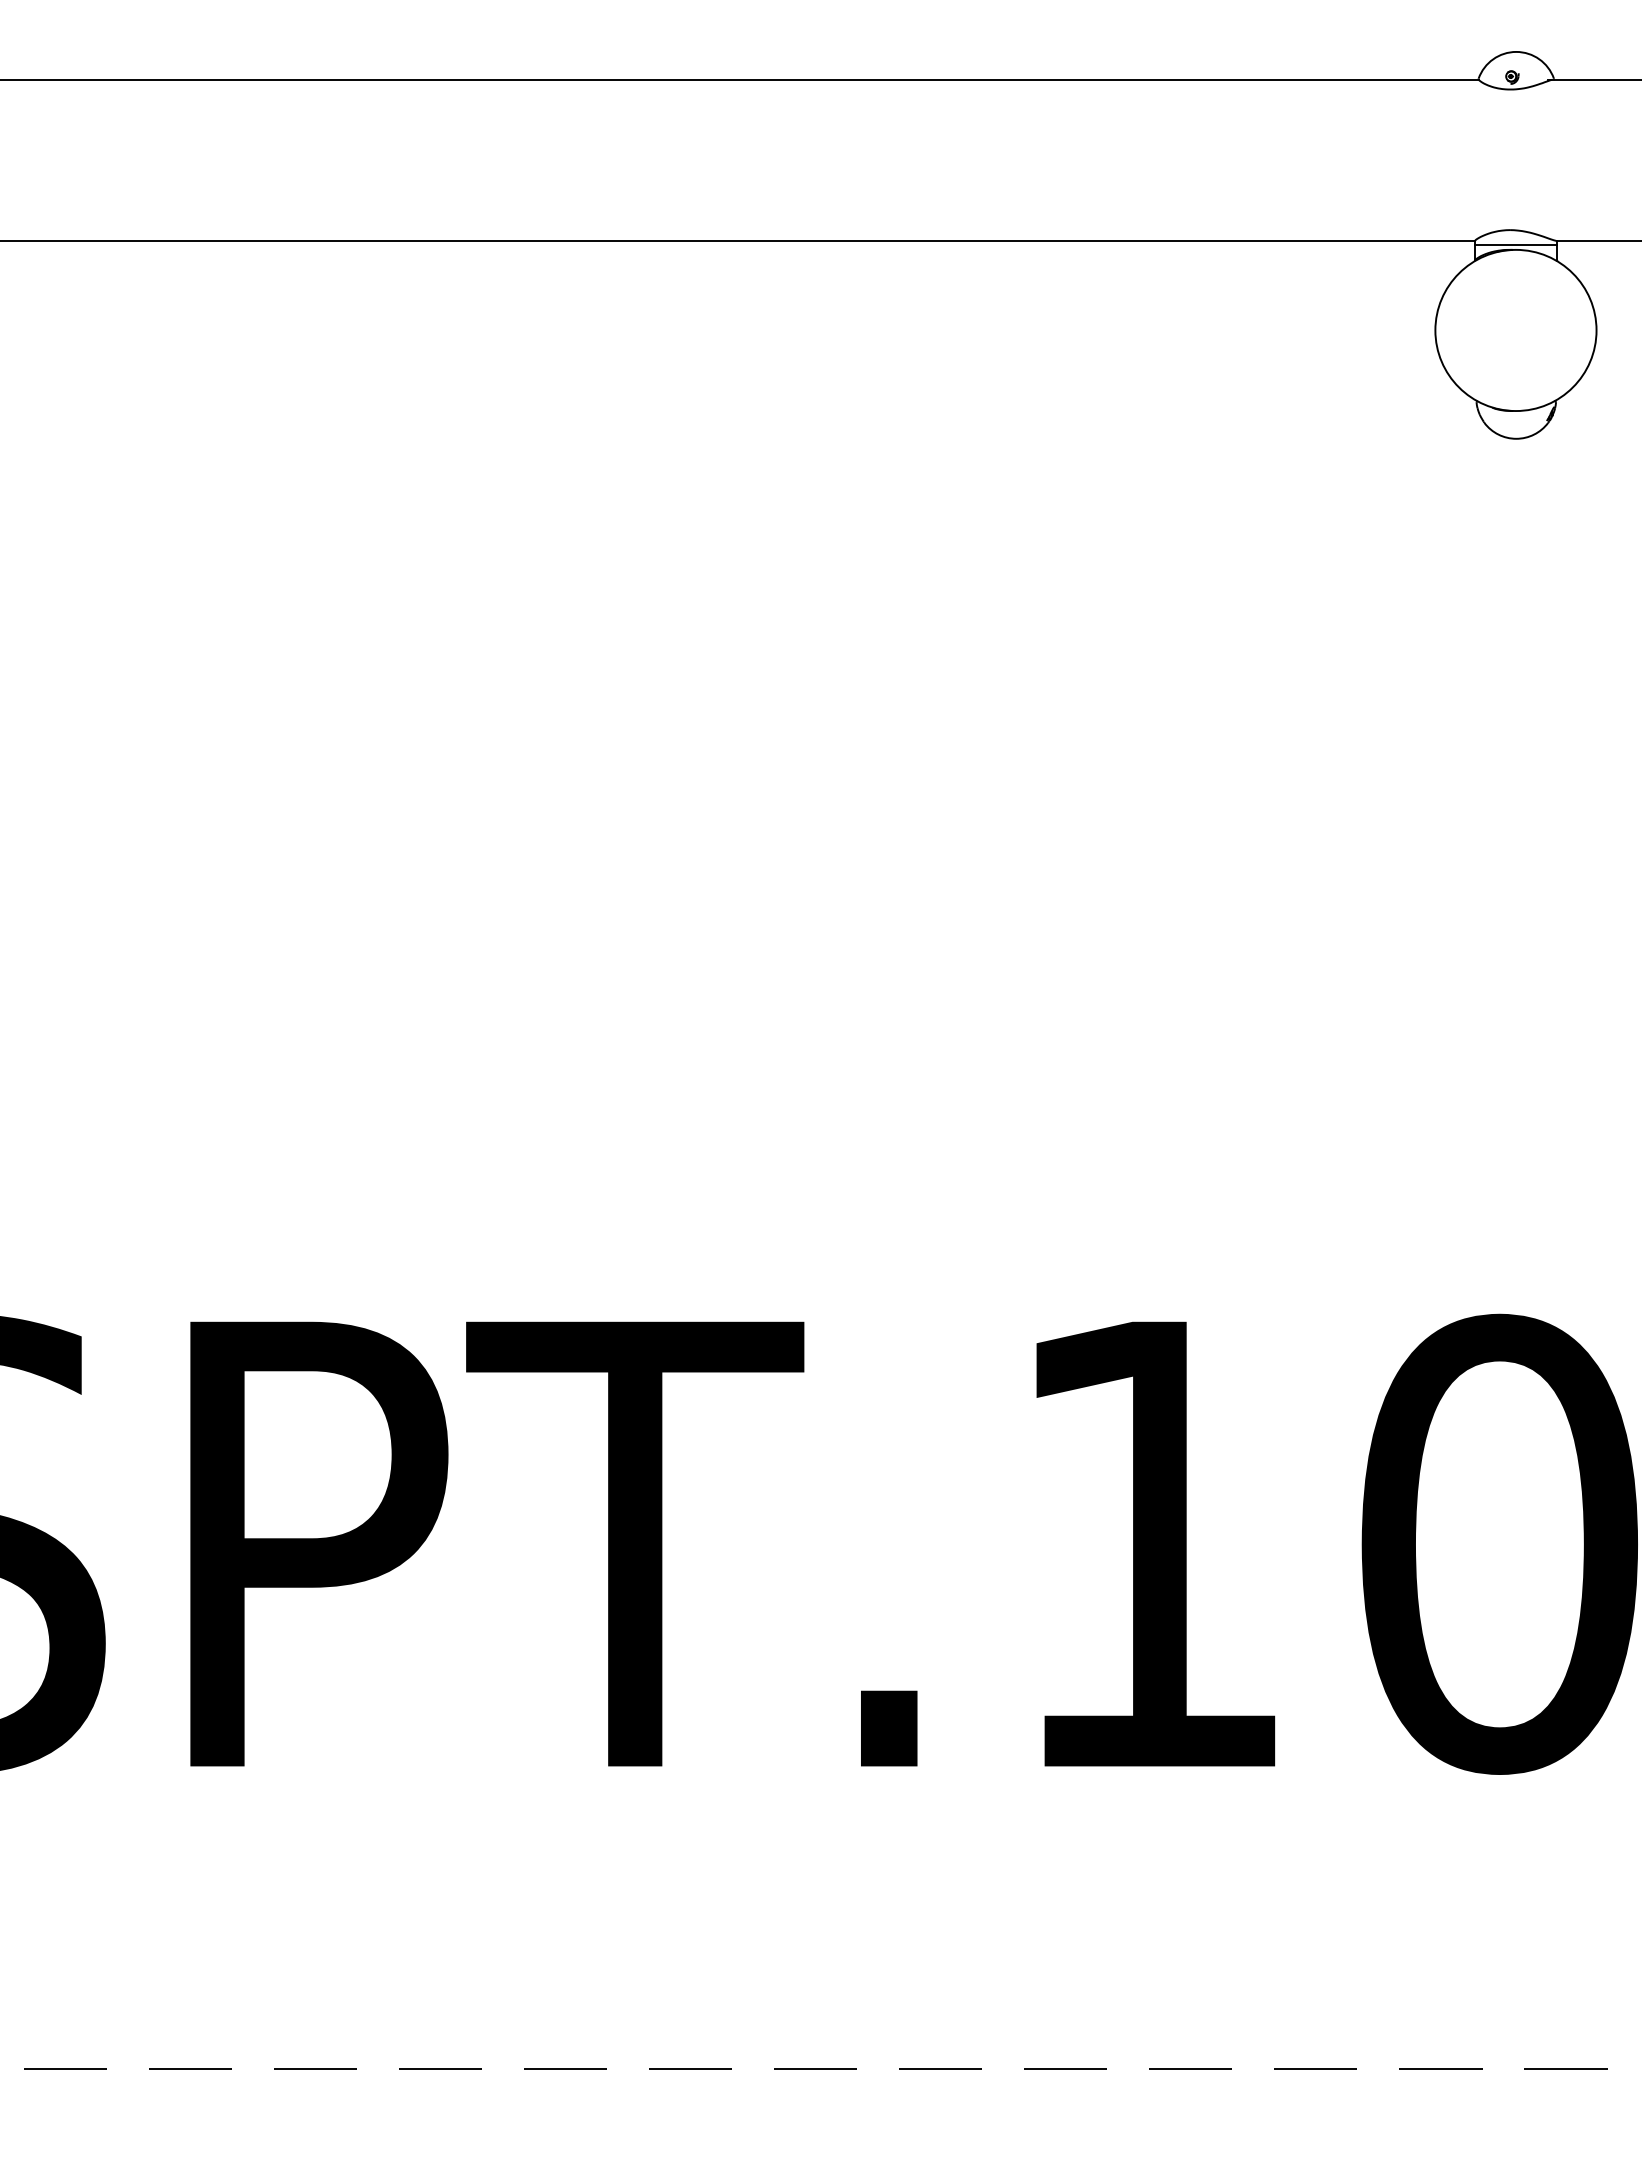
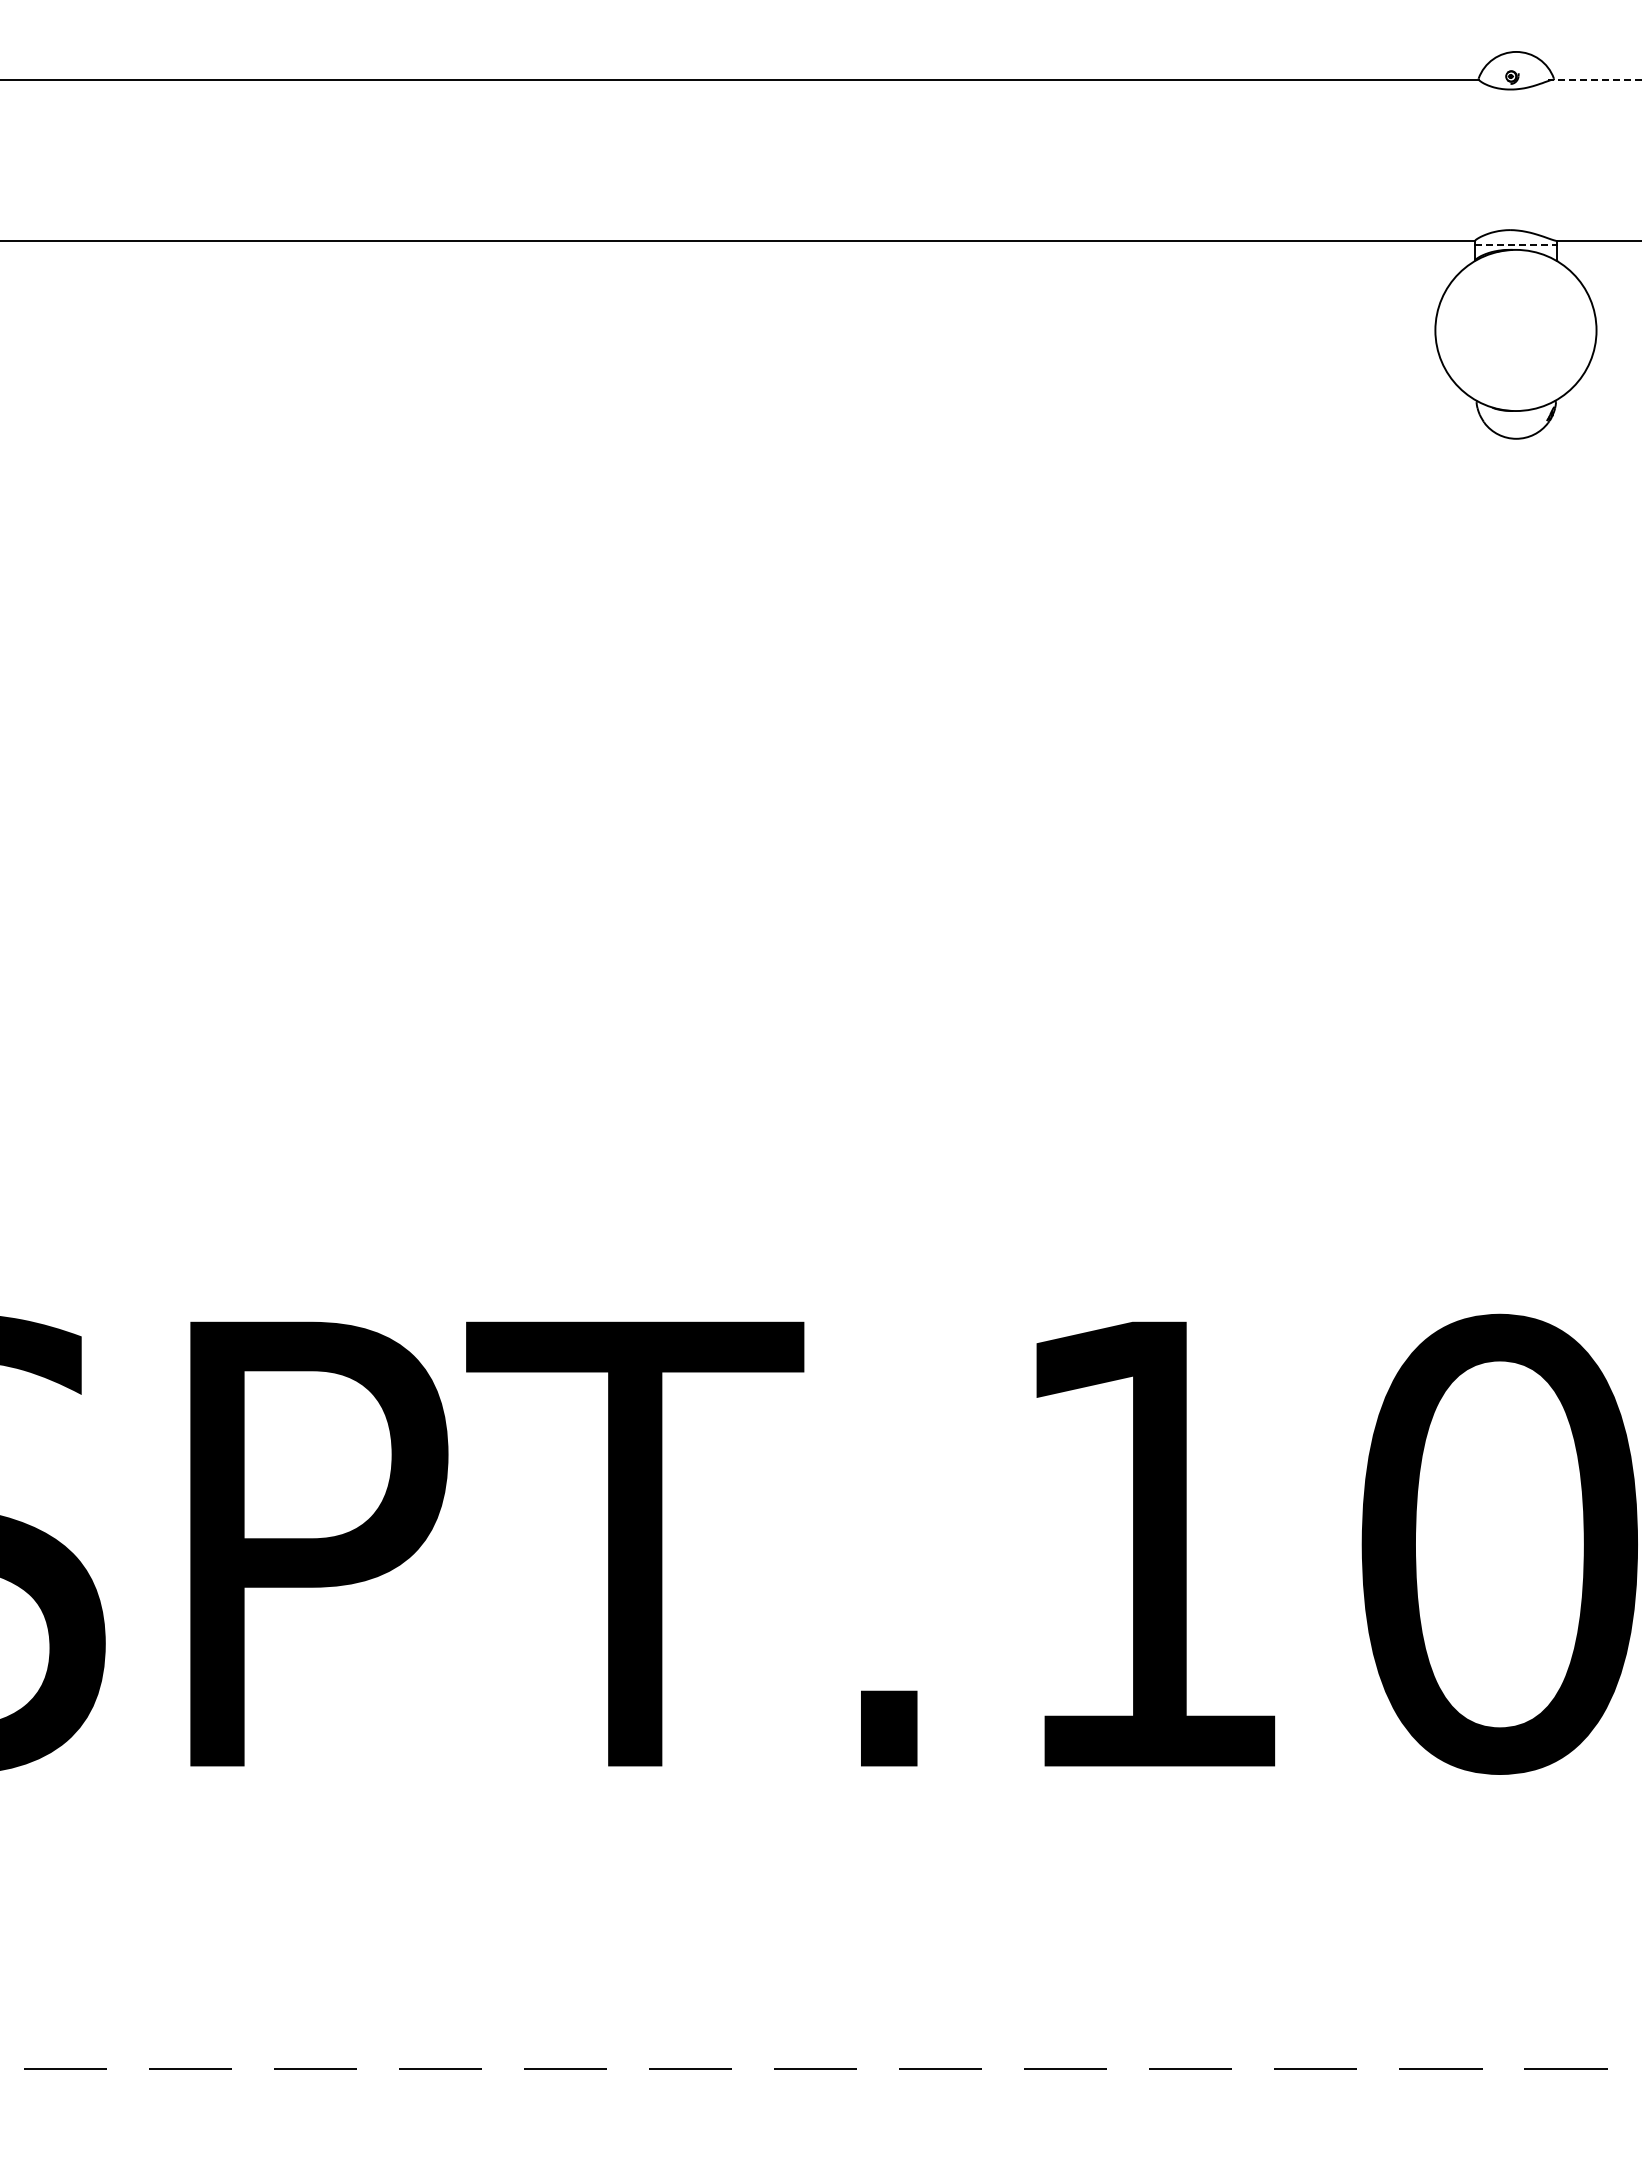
line: solid -> dashed (1594, 79)
line: solid -> dashed (1516, 245)
